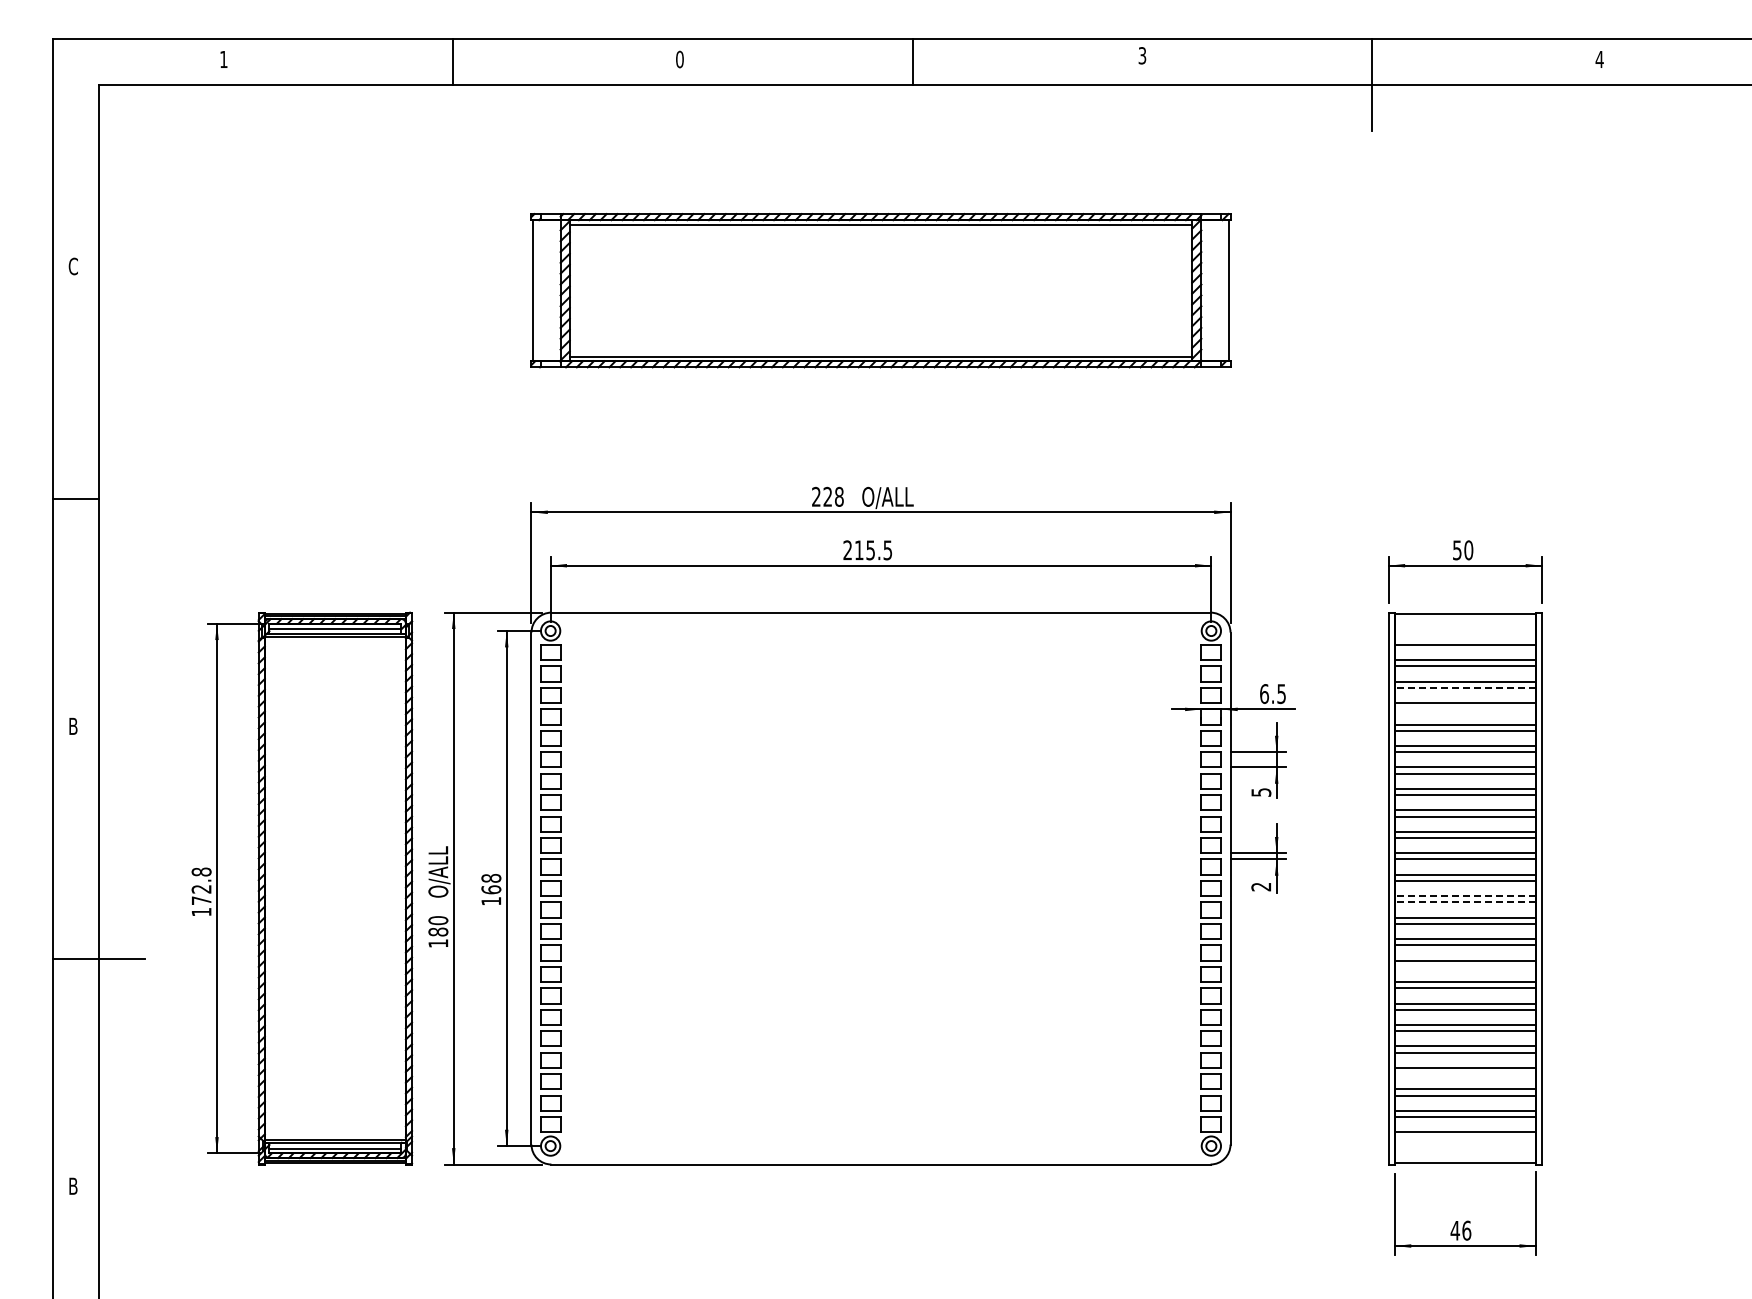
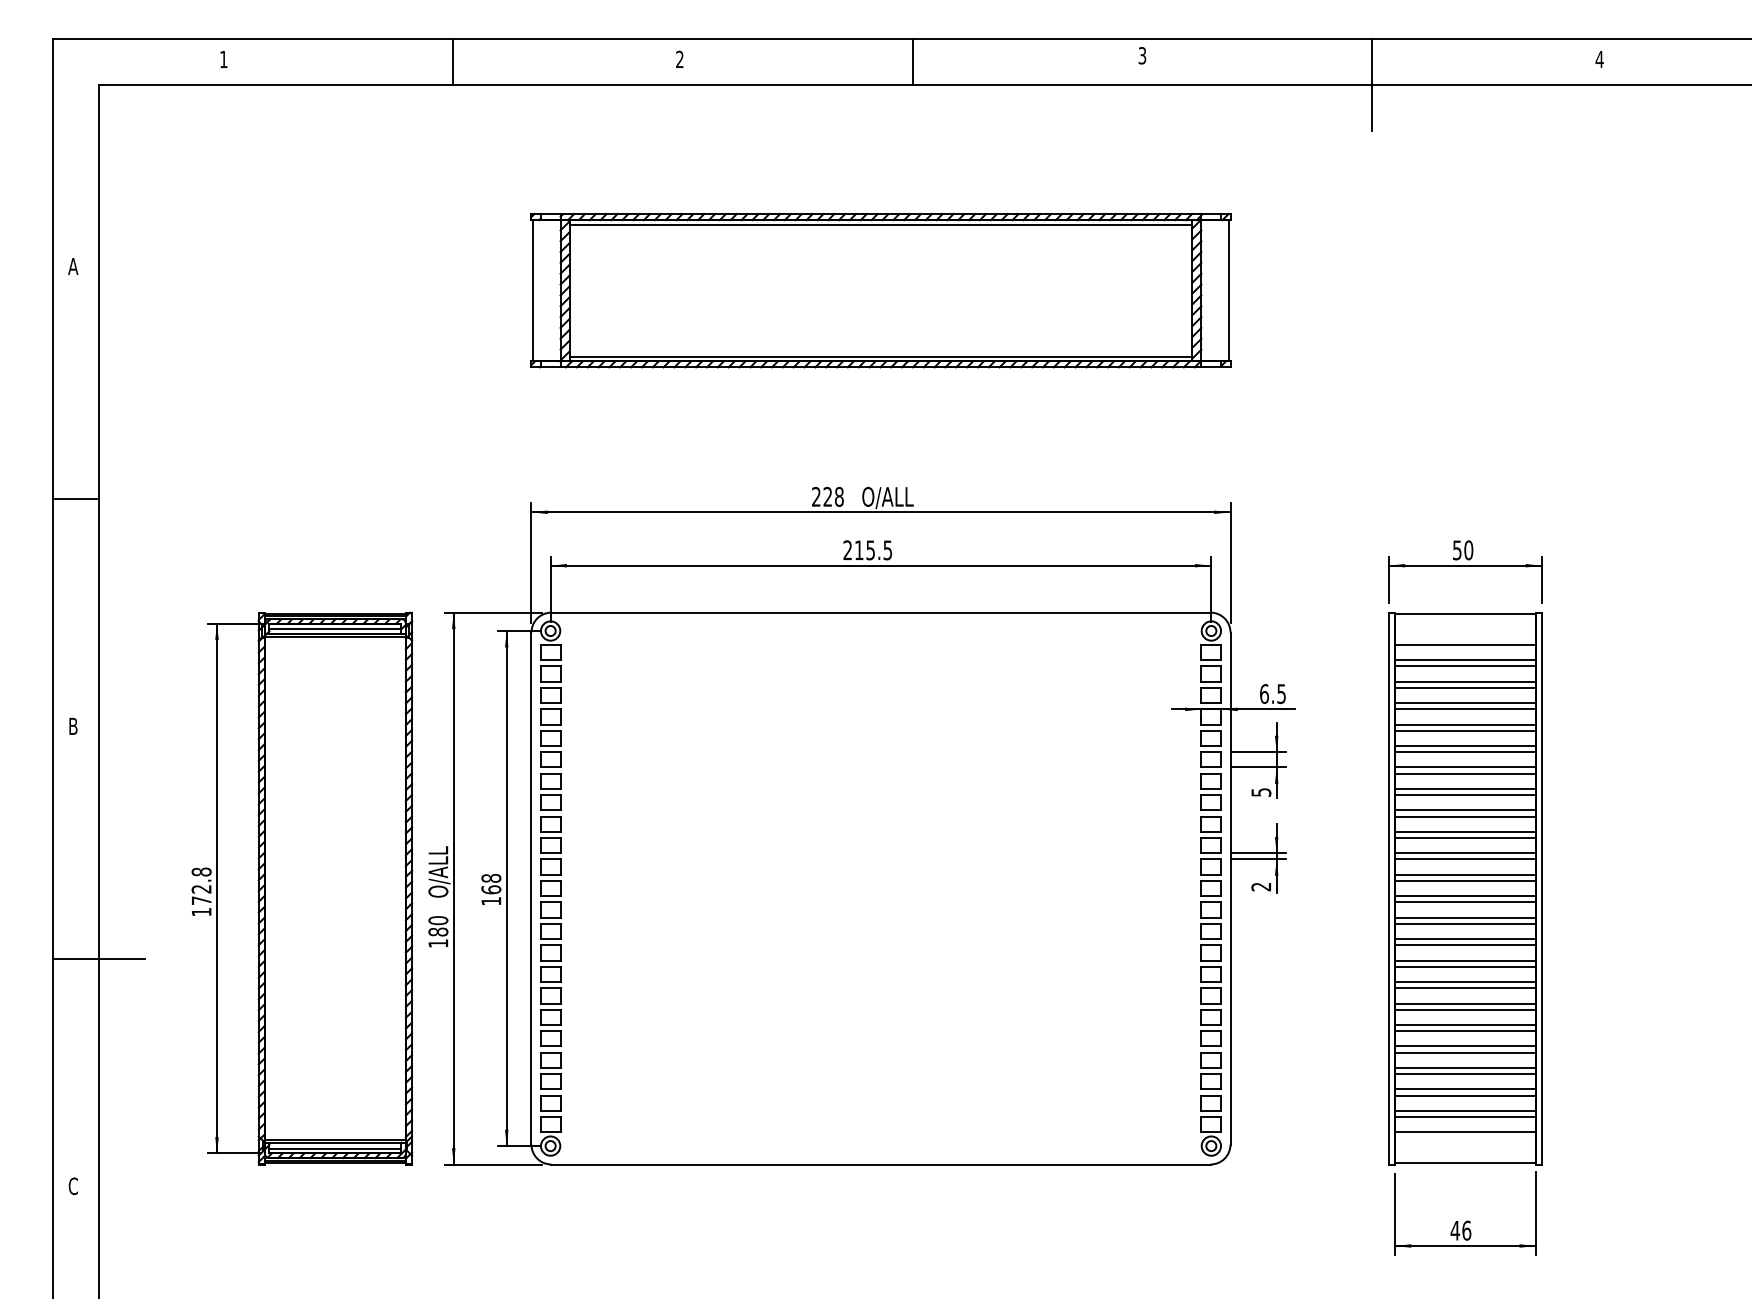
text: 0 -> 2 (679, 59)
text: C -> A (73, 266)
line: dashed -> solid (1465, 687)
line: none -> present (1464, 709)
line: dashed -> solid (1465, 896)
line: dashed -> solid (1465, 902)
line: none -> present (1464, 966)
line: none -> present (1464, 1074)
text: B -> C (72, 1186)
